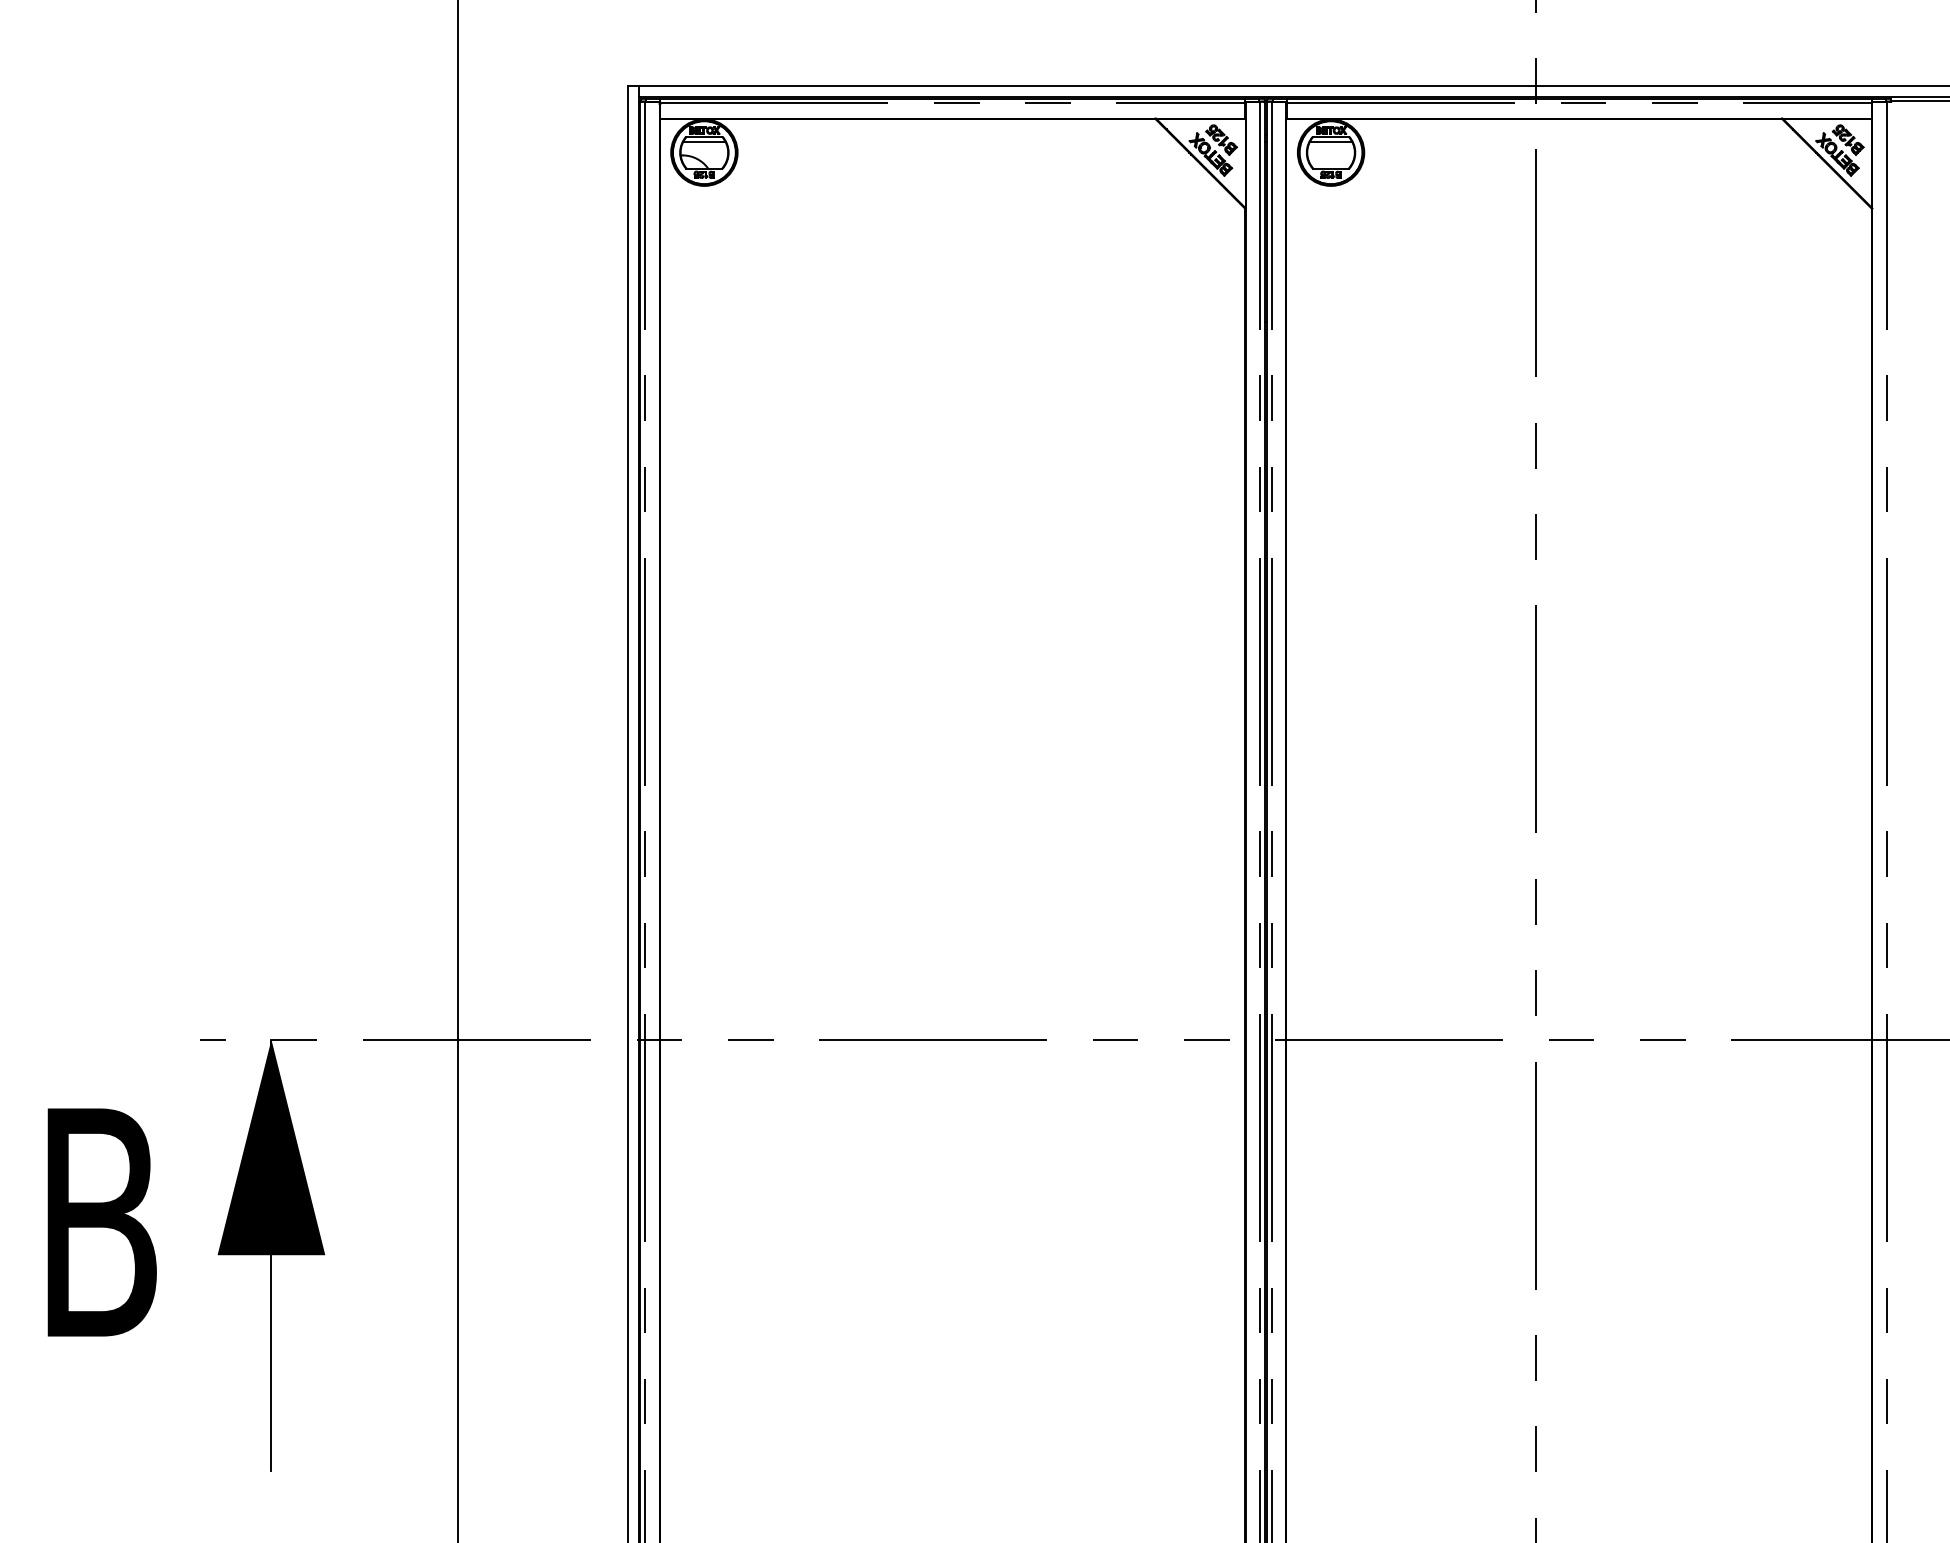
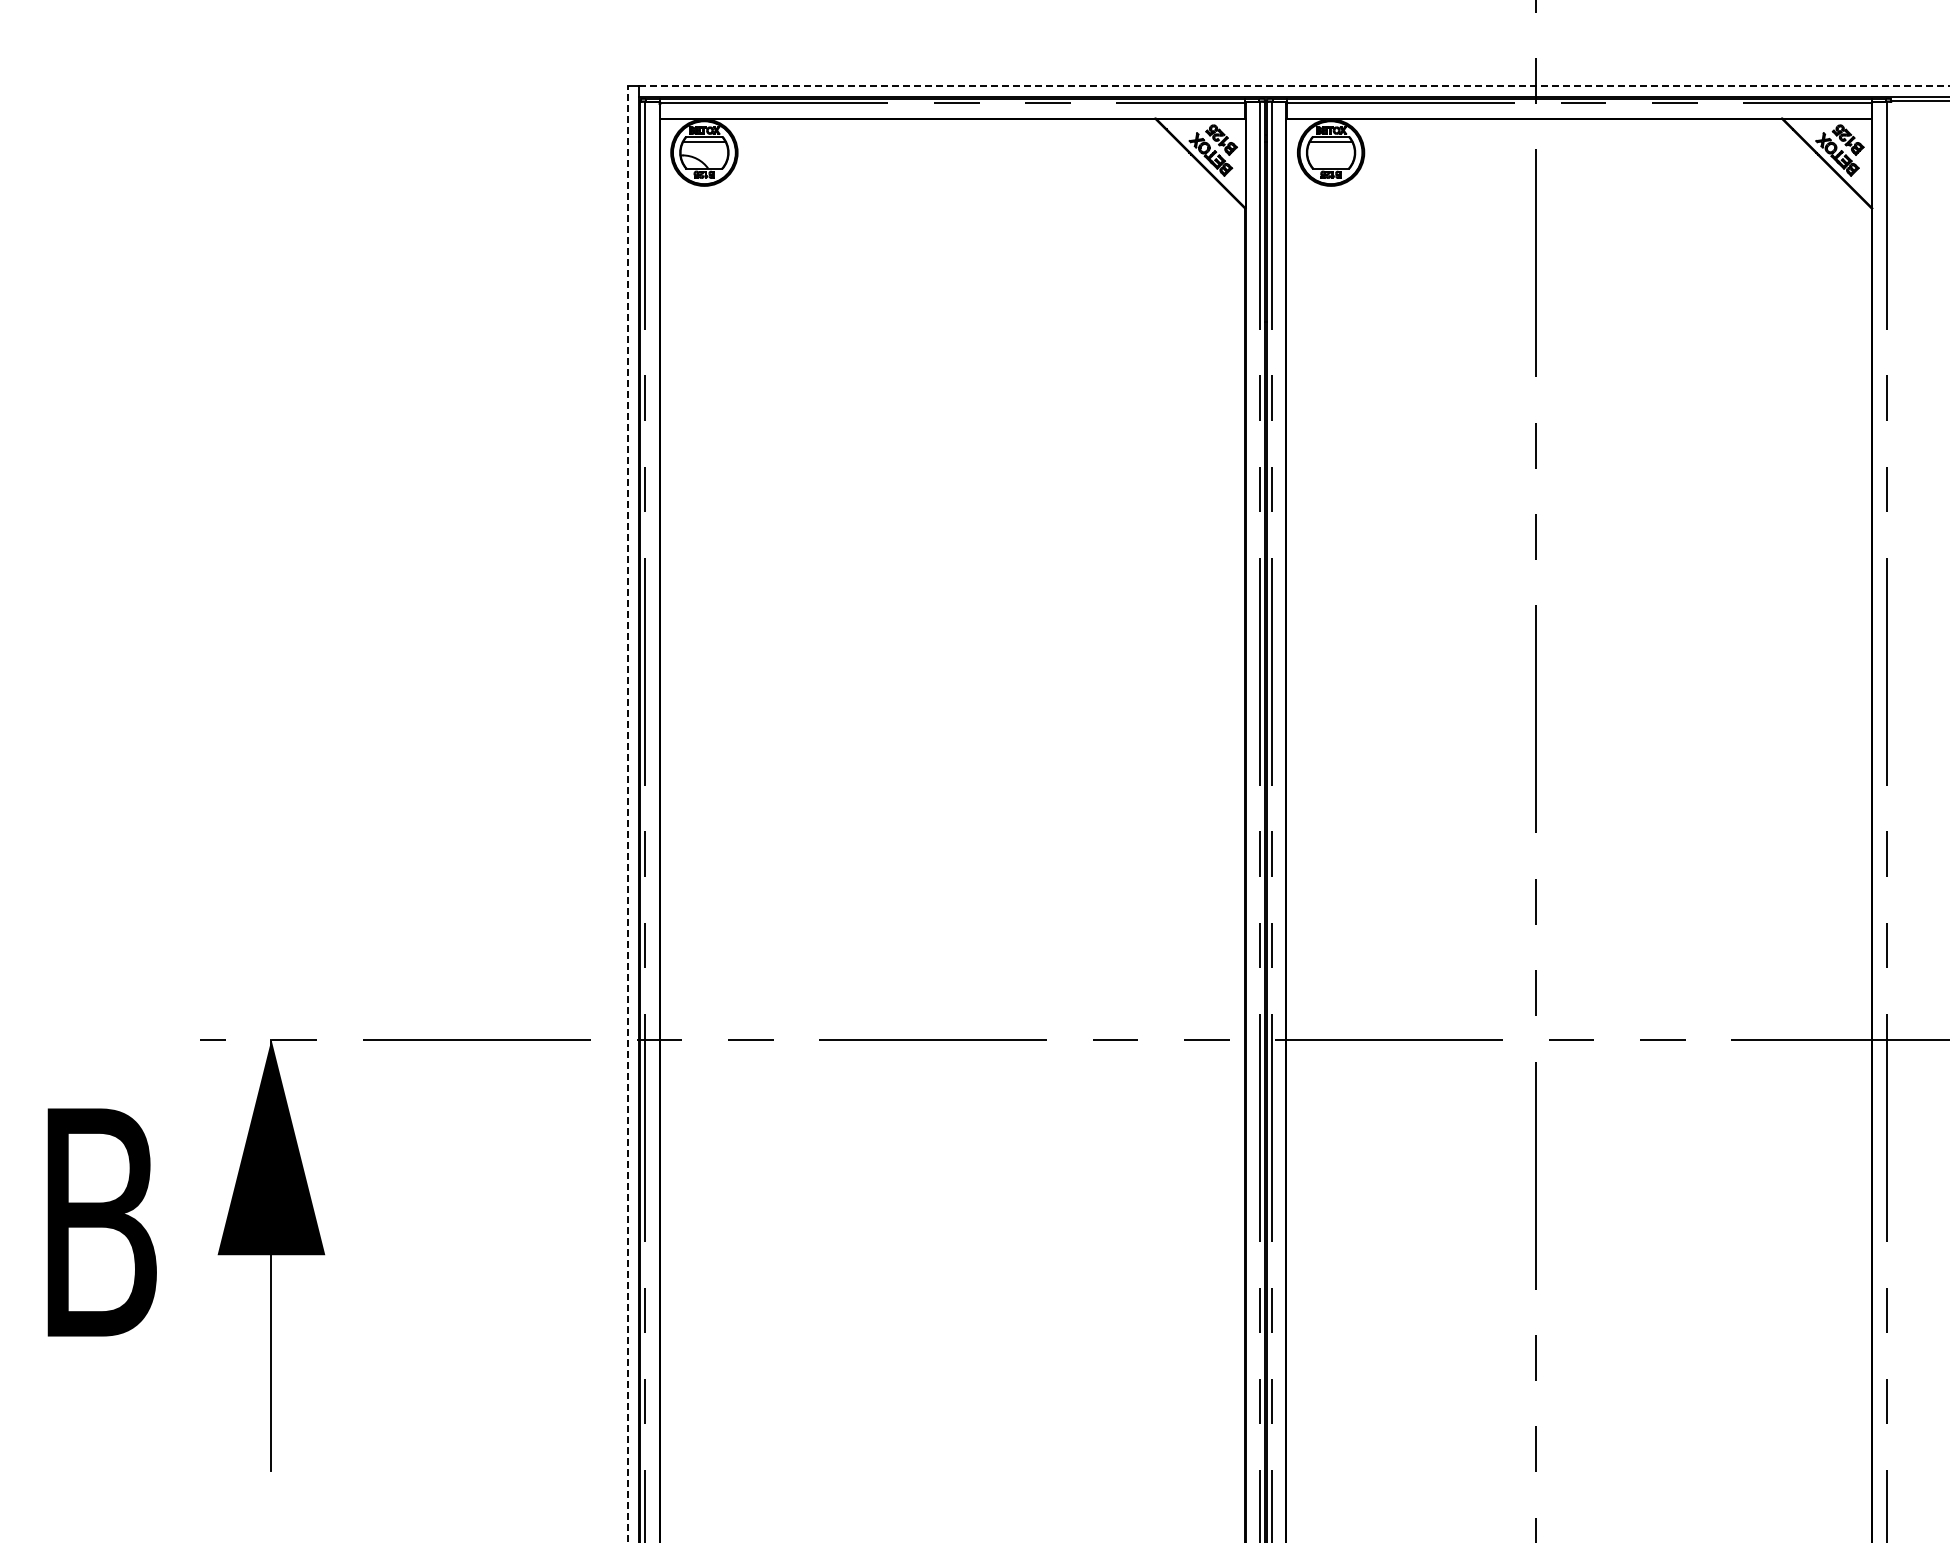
line: solid -> dashed (1294, 86)
line: present -> none (458, 770)
line: solid -> dashed (627, 814)
